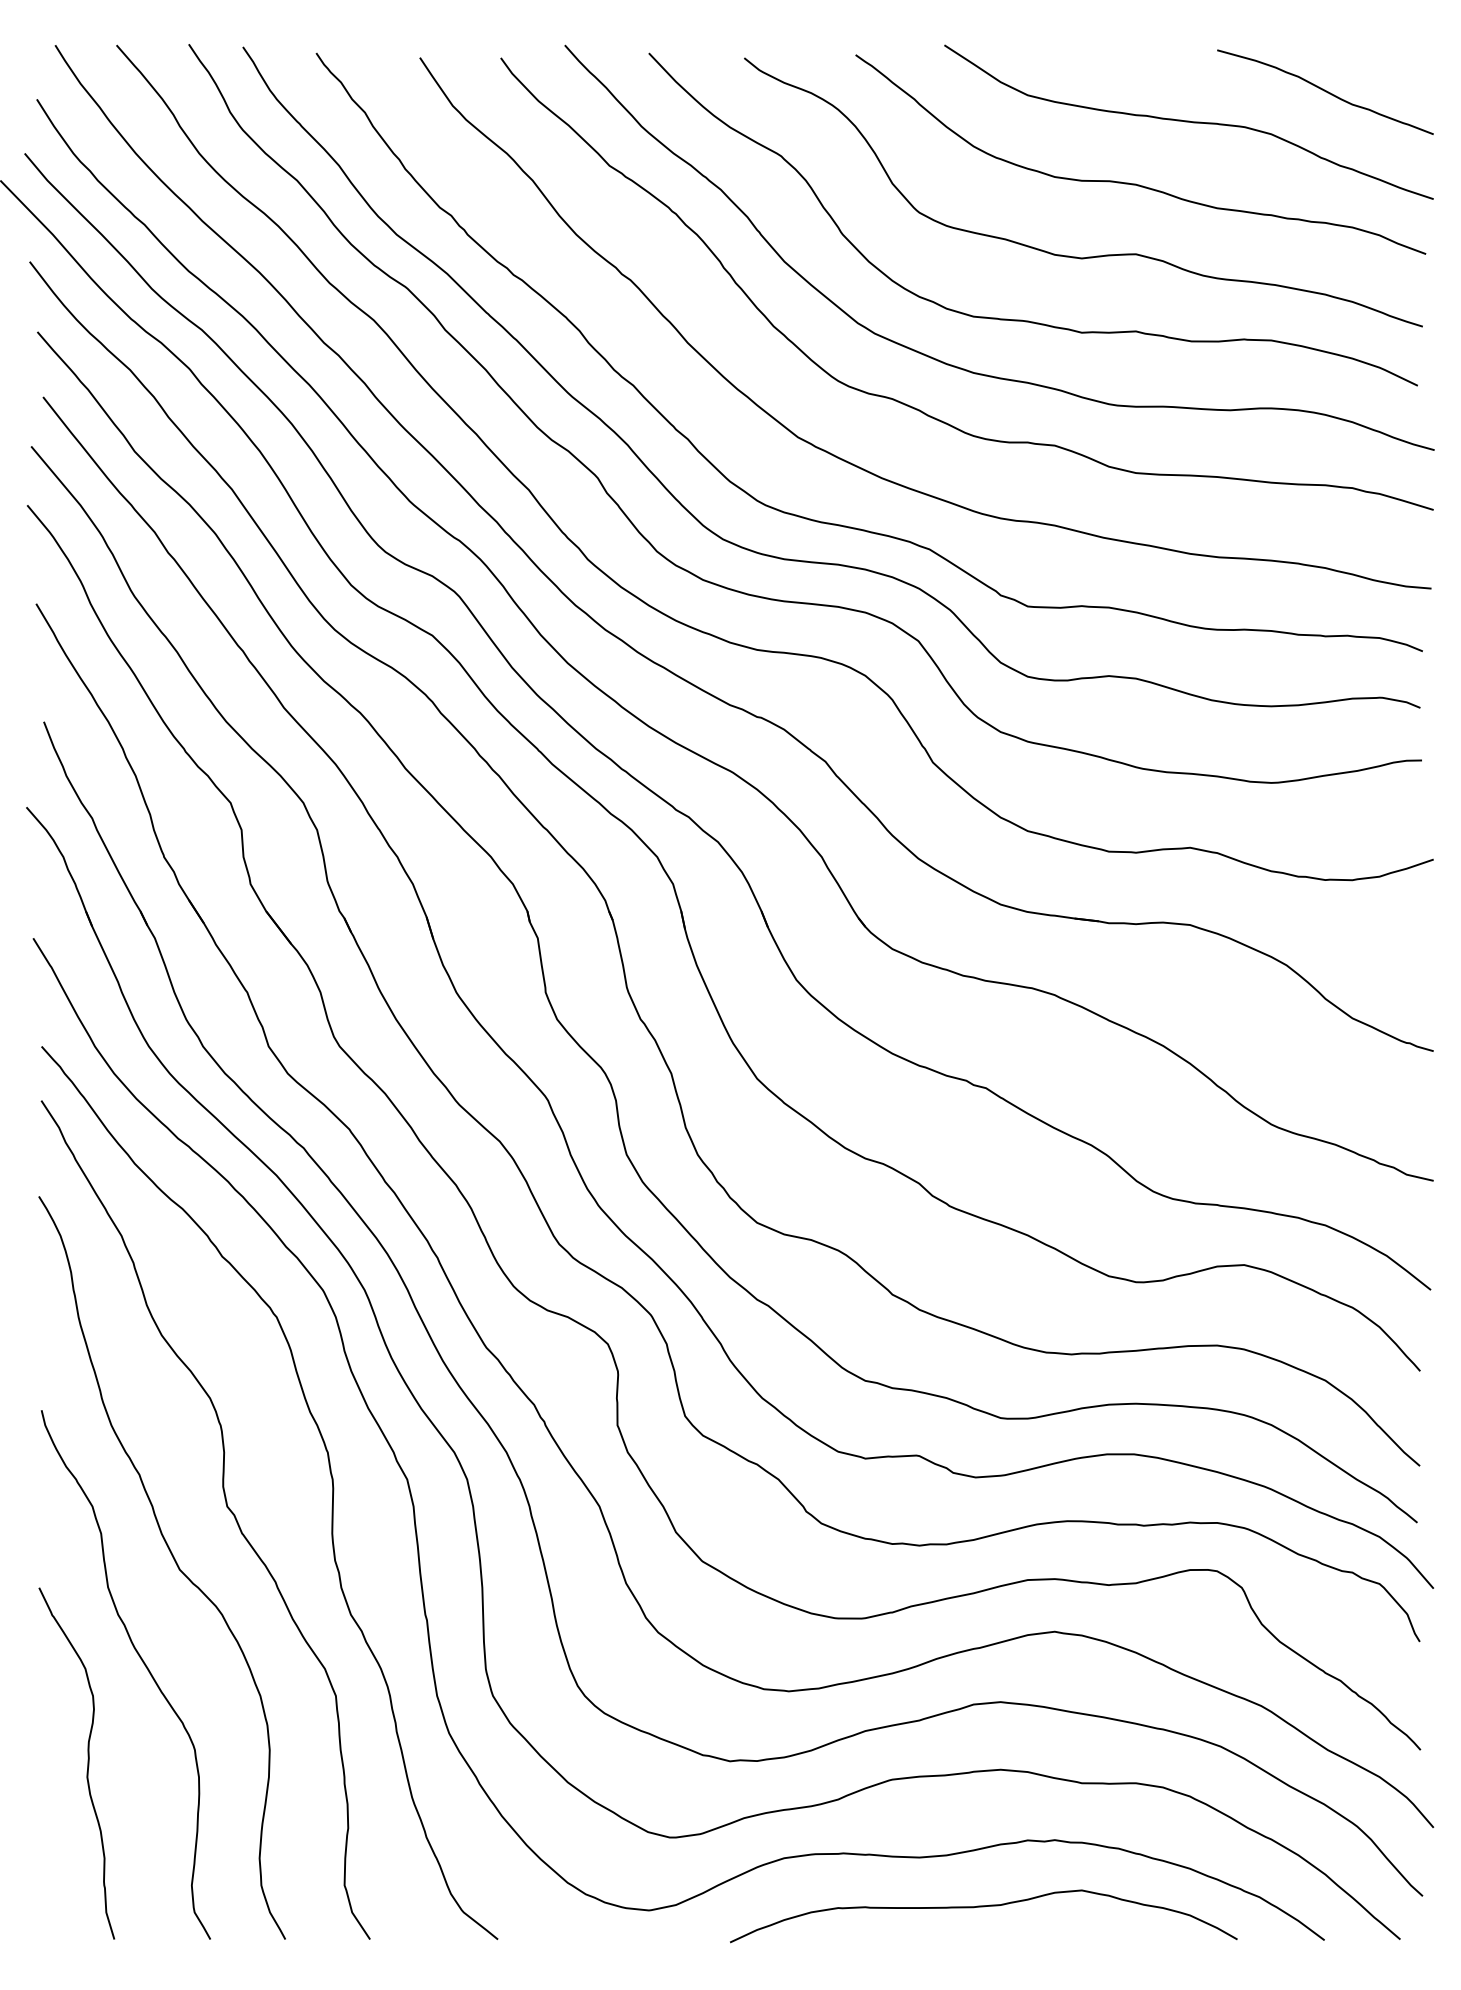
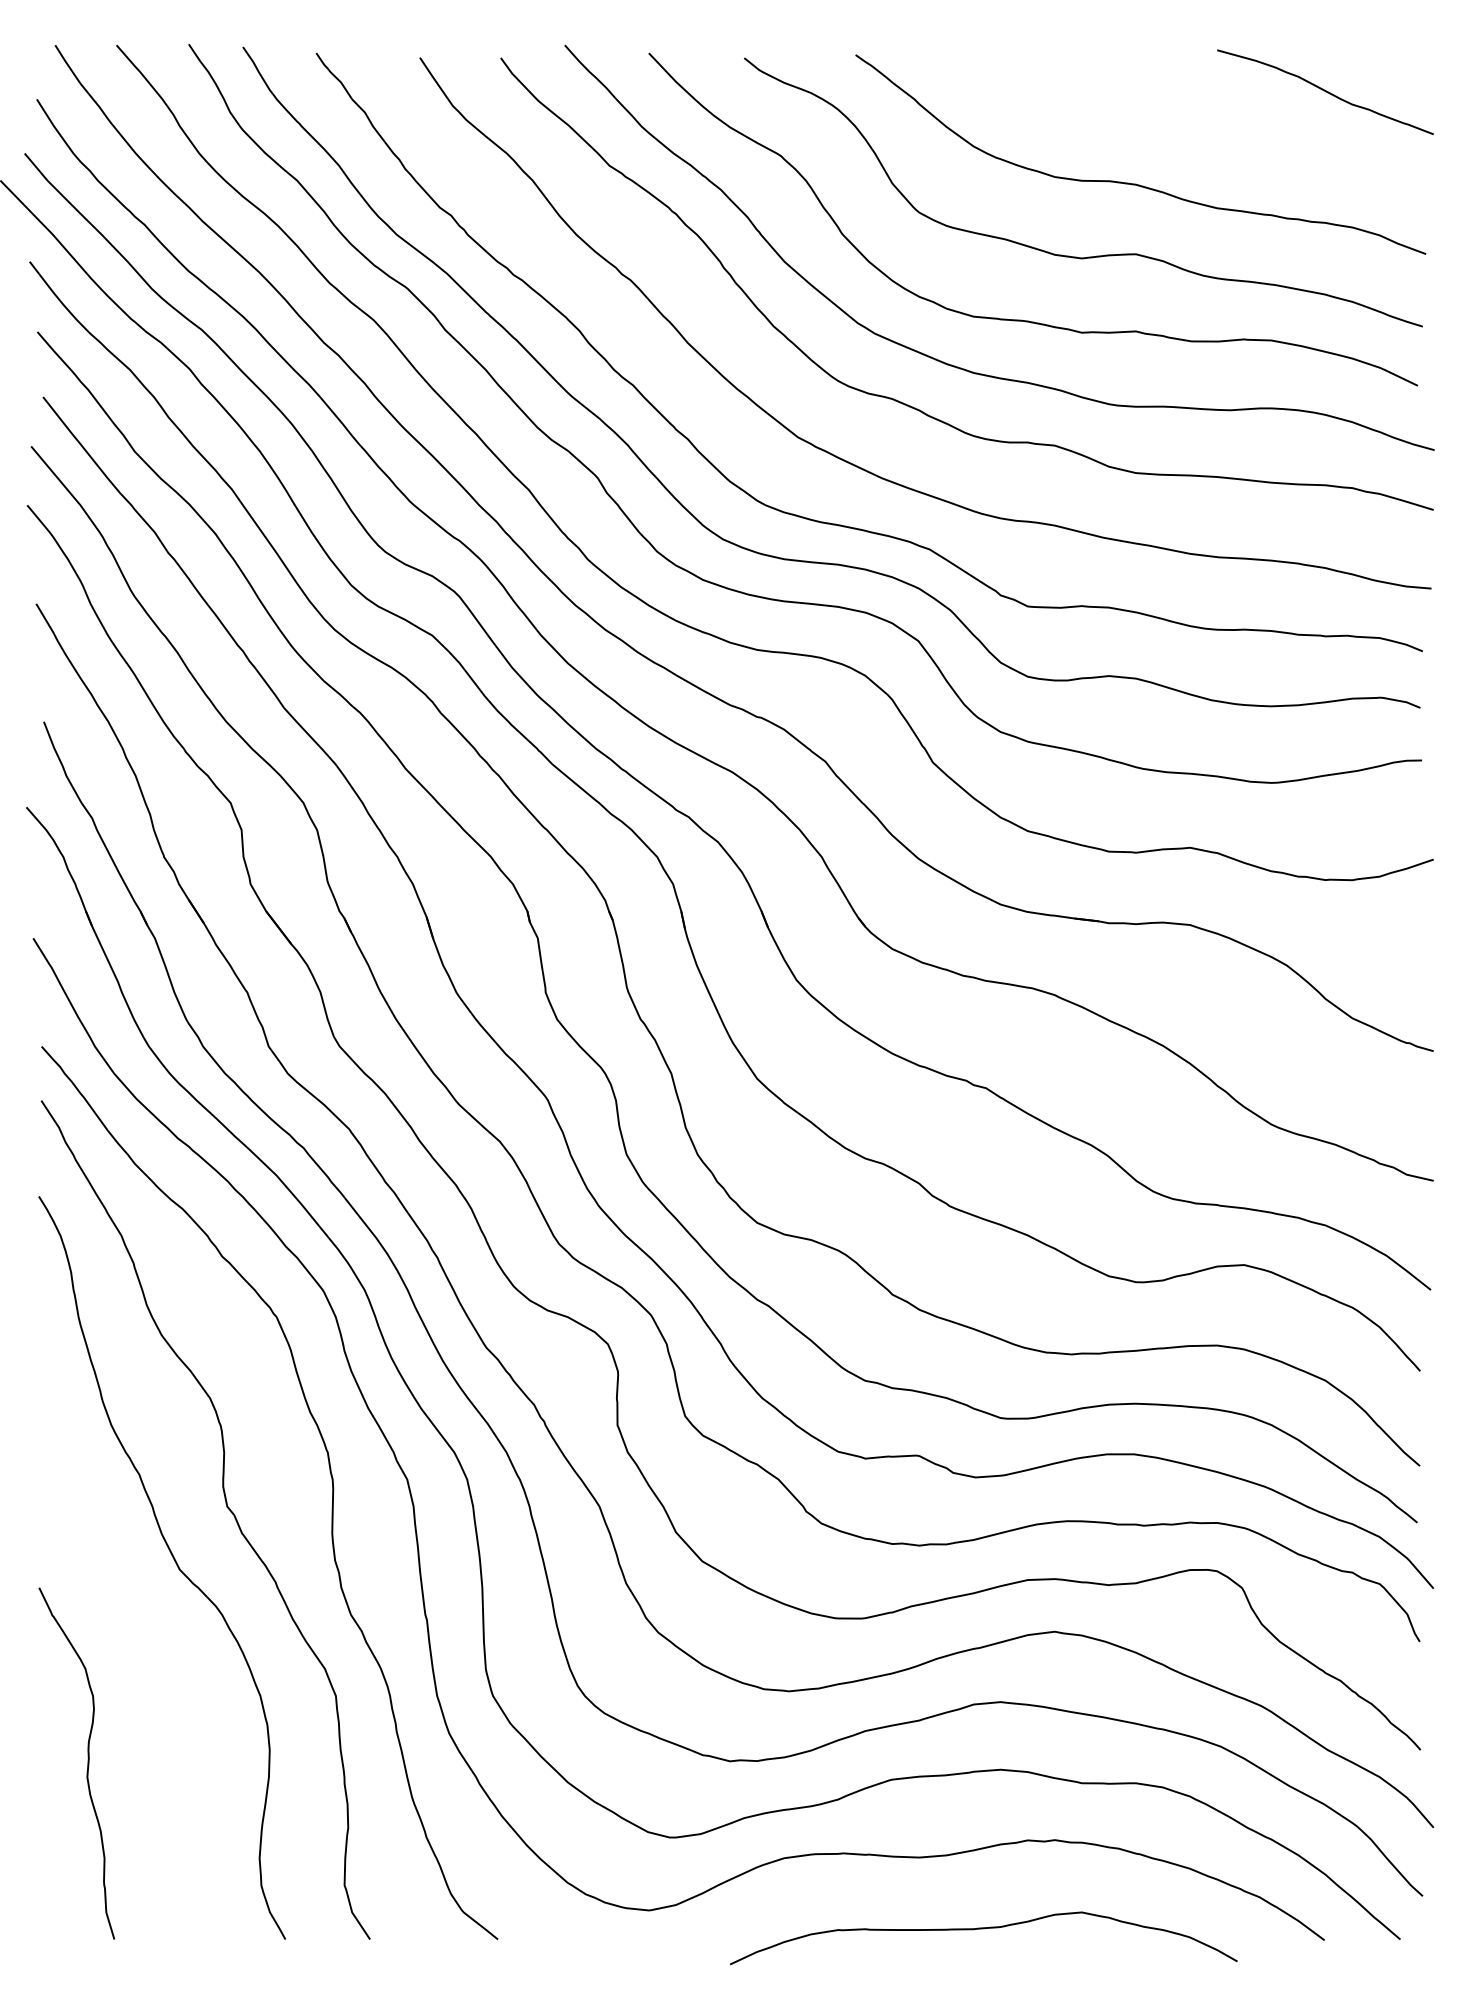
curve: present -> none (1188, 121)
curve: present -> none (142, 1662)
curve position: (983, 1907) -> (983, 1929) (983, 1929)
